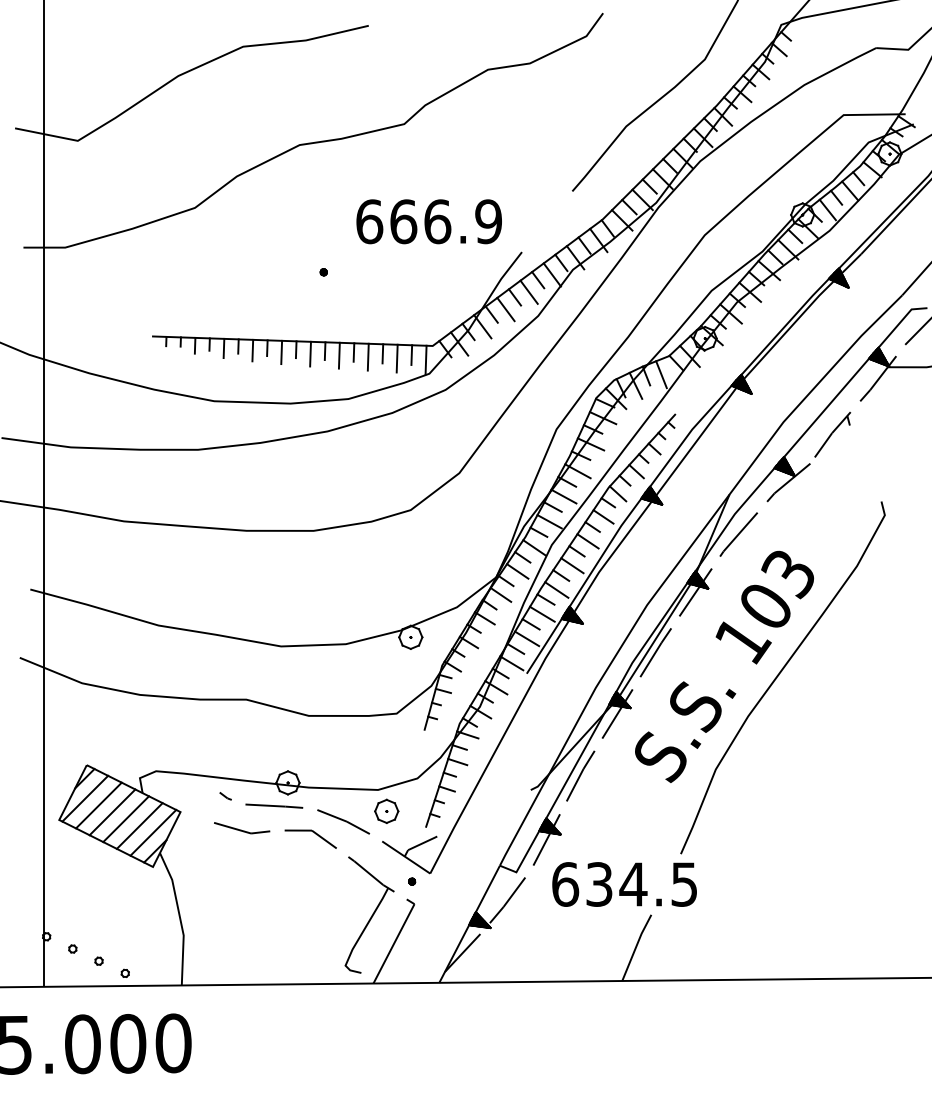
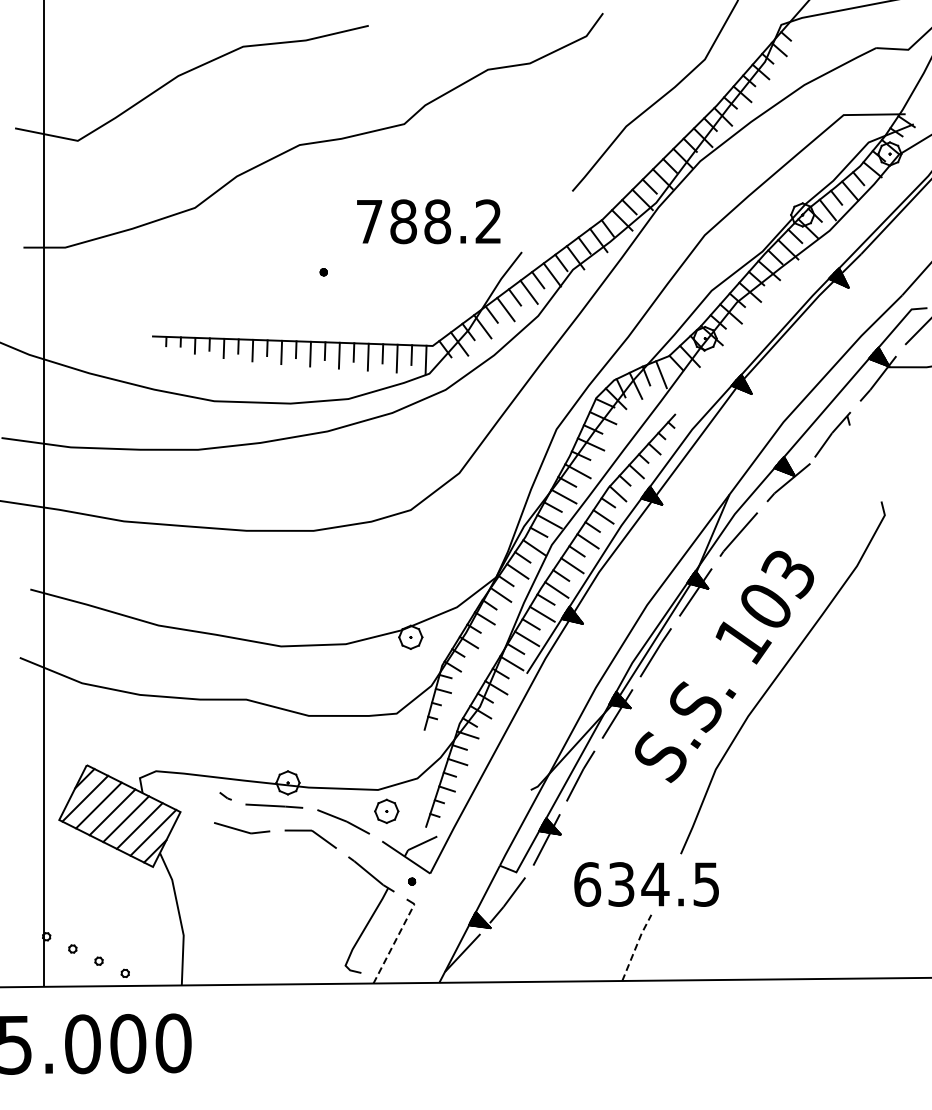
text: 666.9 -> 788.2 (428, 221)
text position: (624, 884) -> (646, 884) (646, 884)
line: solid -> dashed (394, 943)
line: solid -> dashed (636, 946)
